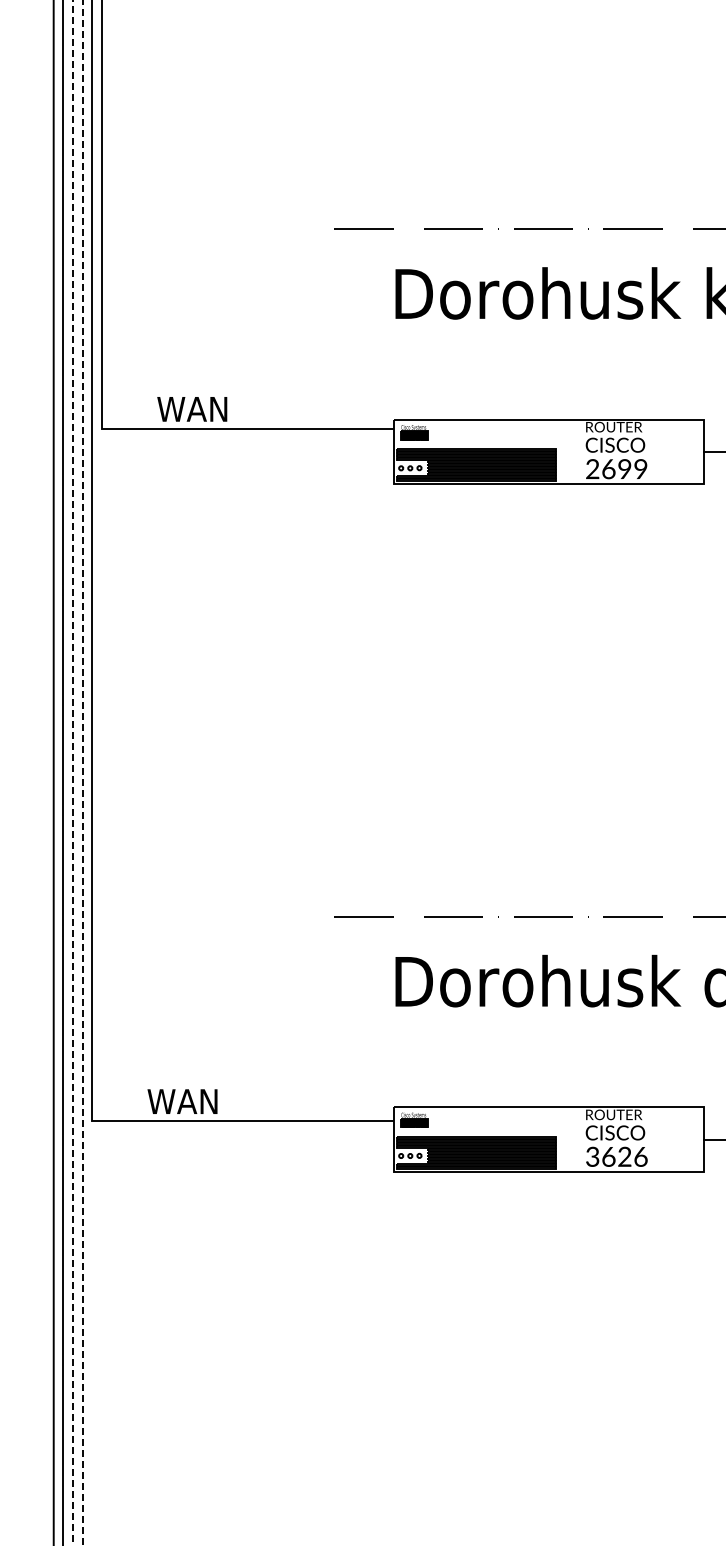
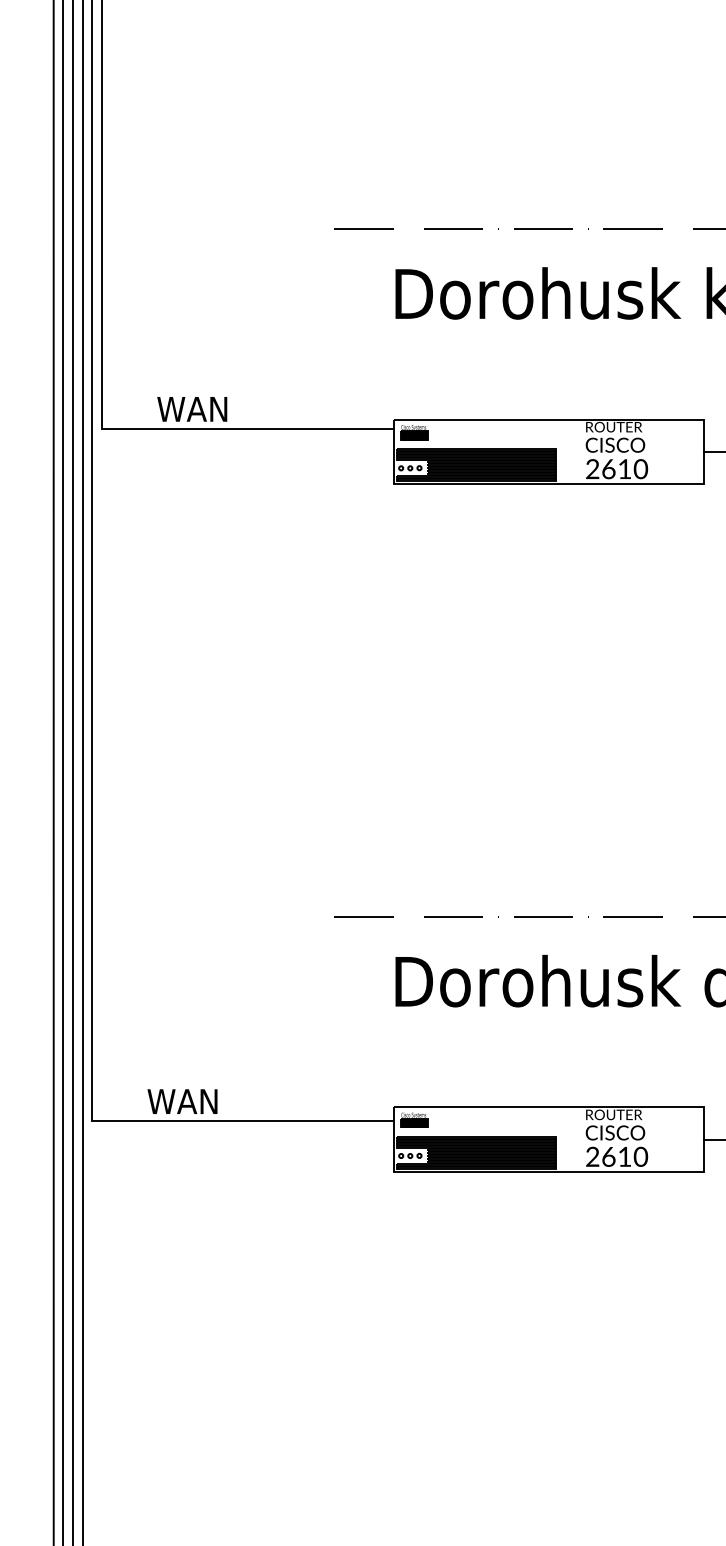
text: 2699 -> 2610 (633, 469)
line: dashed -> solid (72, 773)
line: dashed -> solid (82, 773)
text: 3626 -> 2610 (617, 1156)
